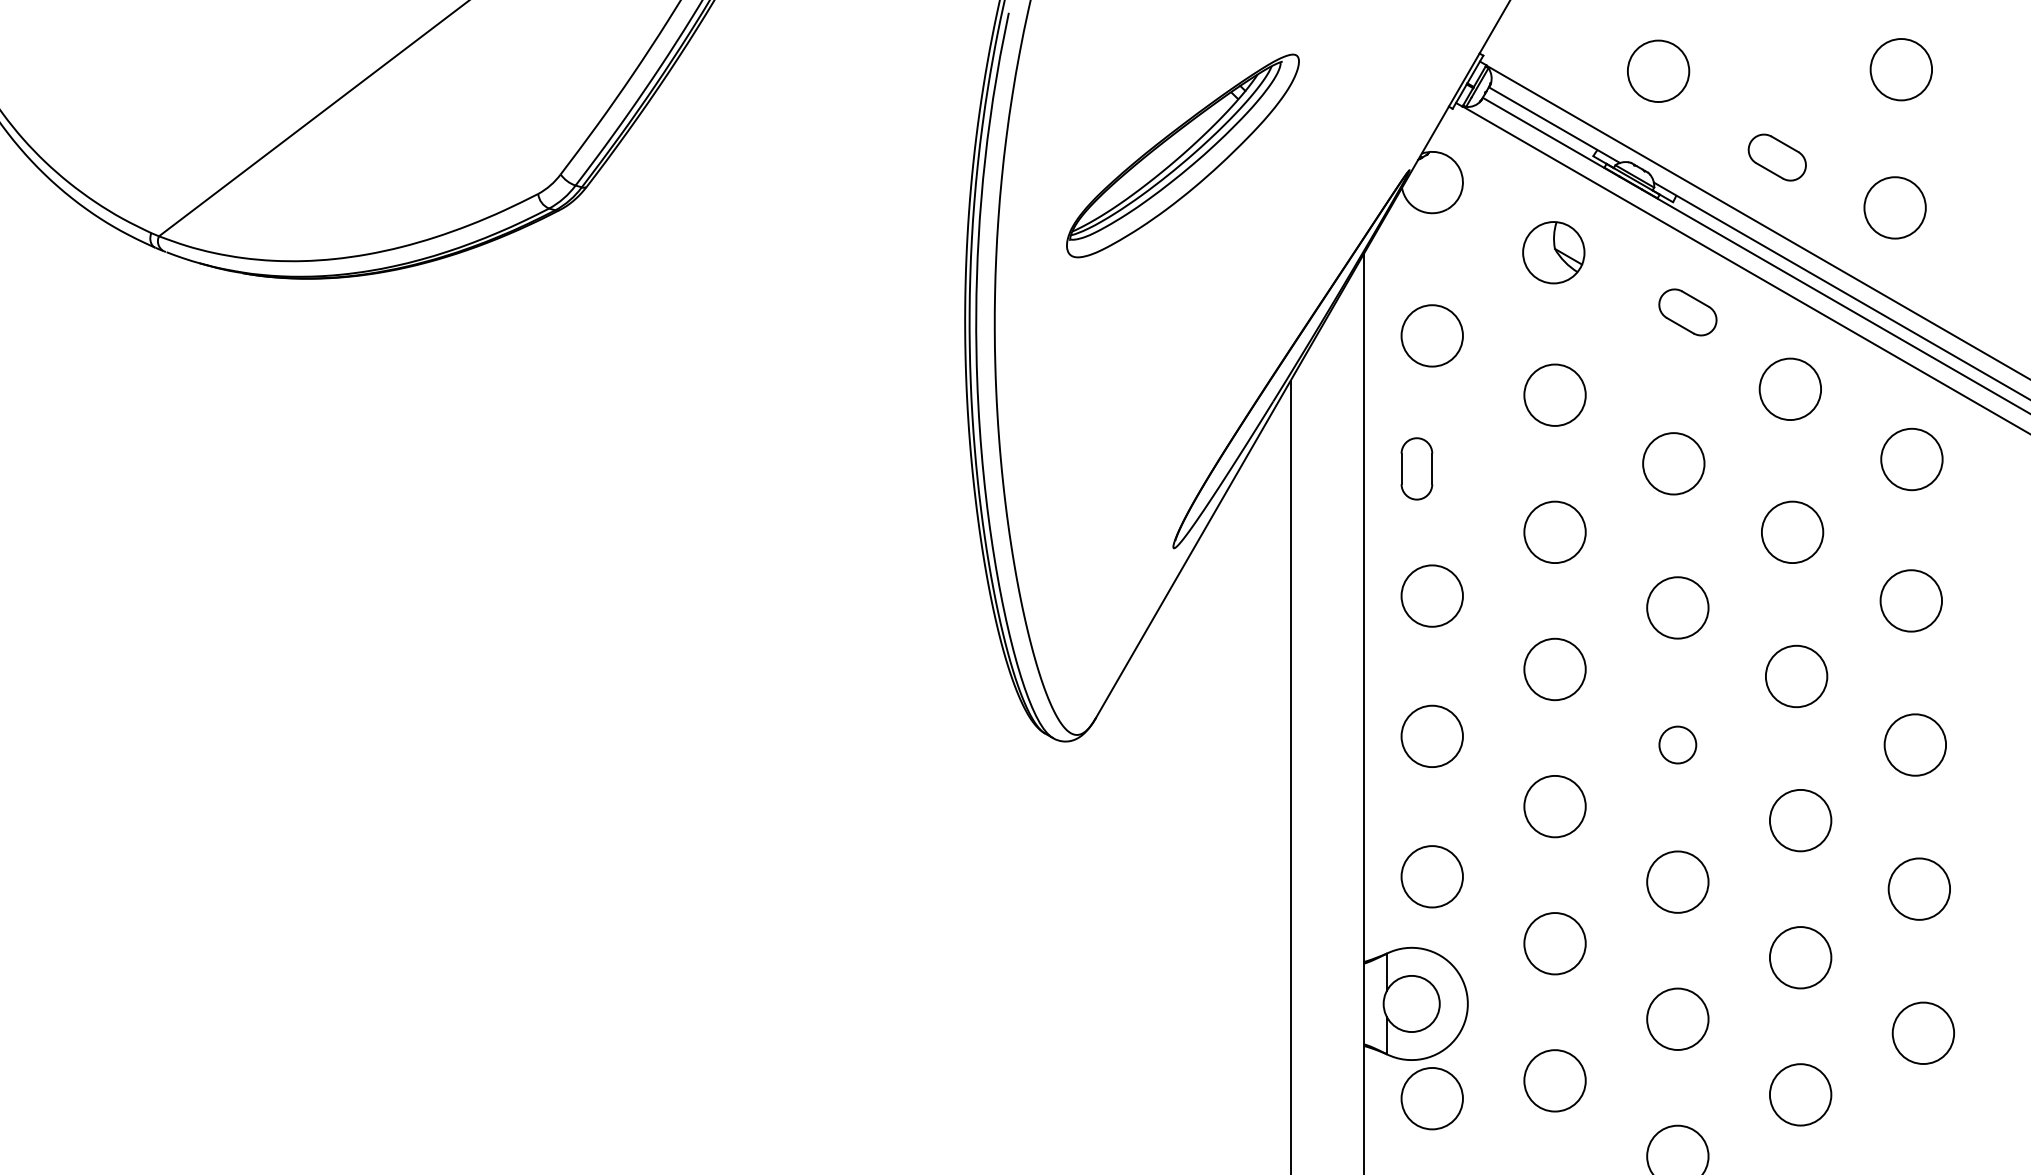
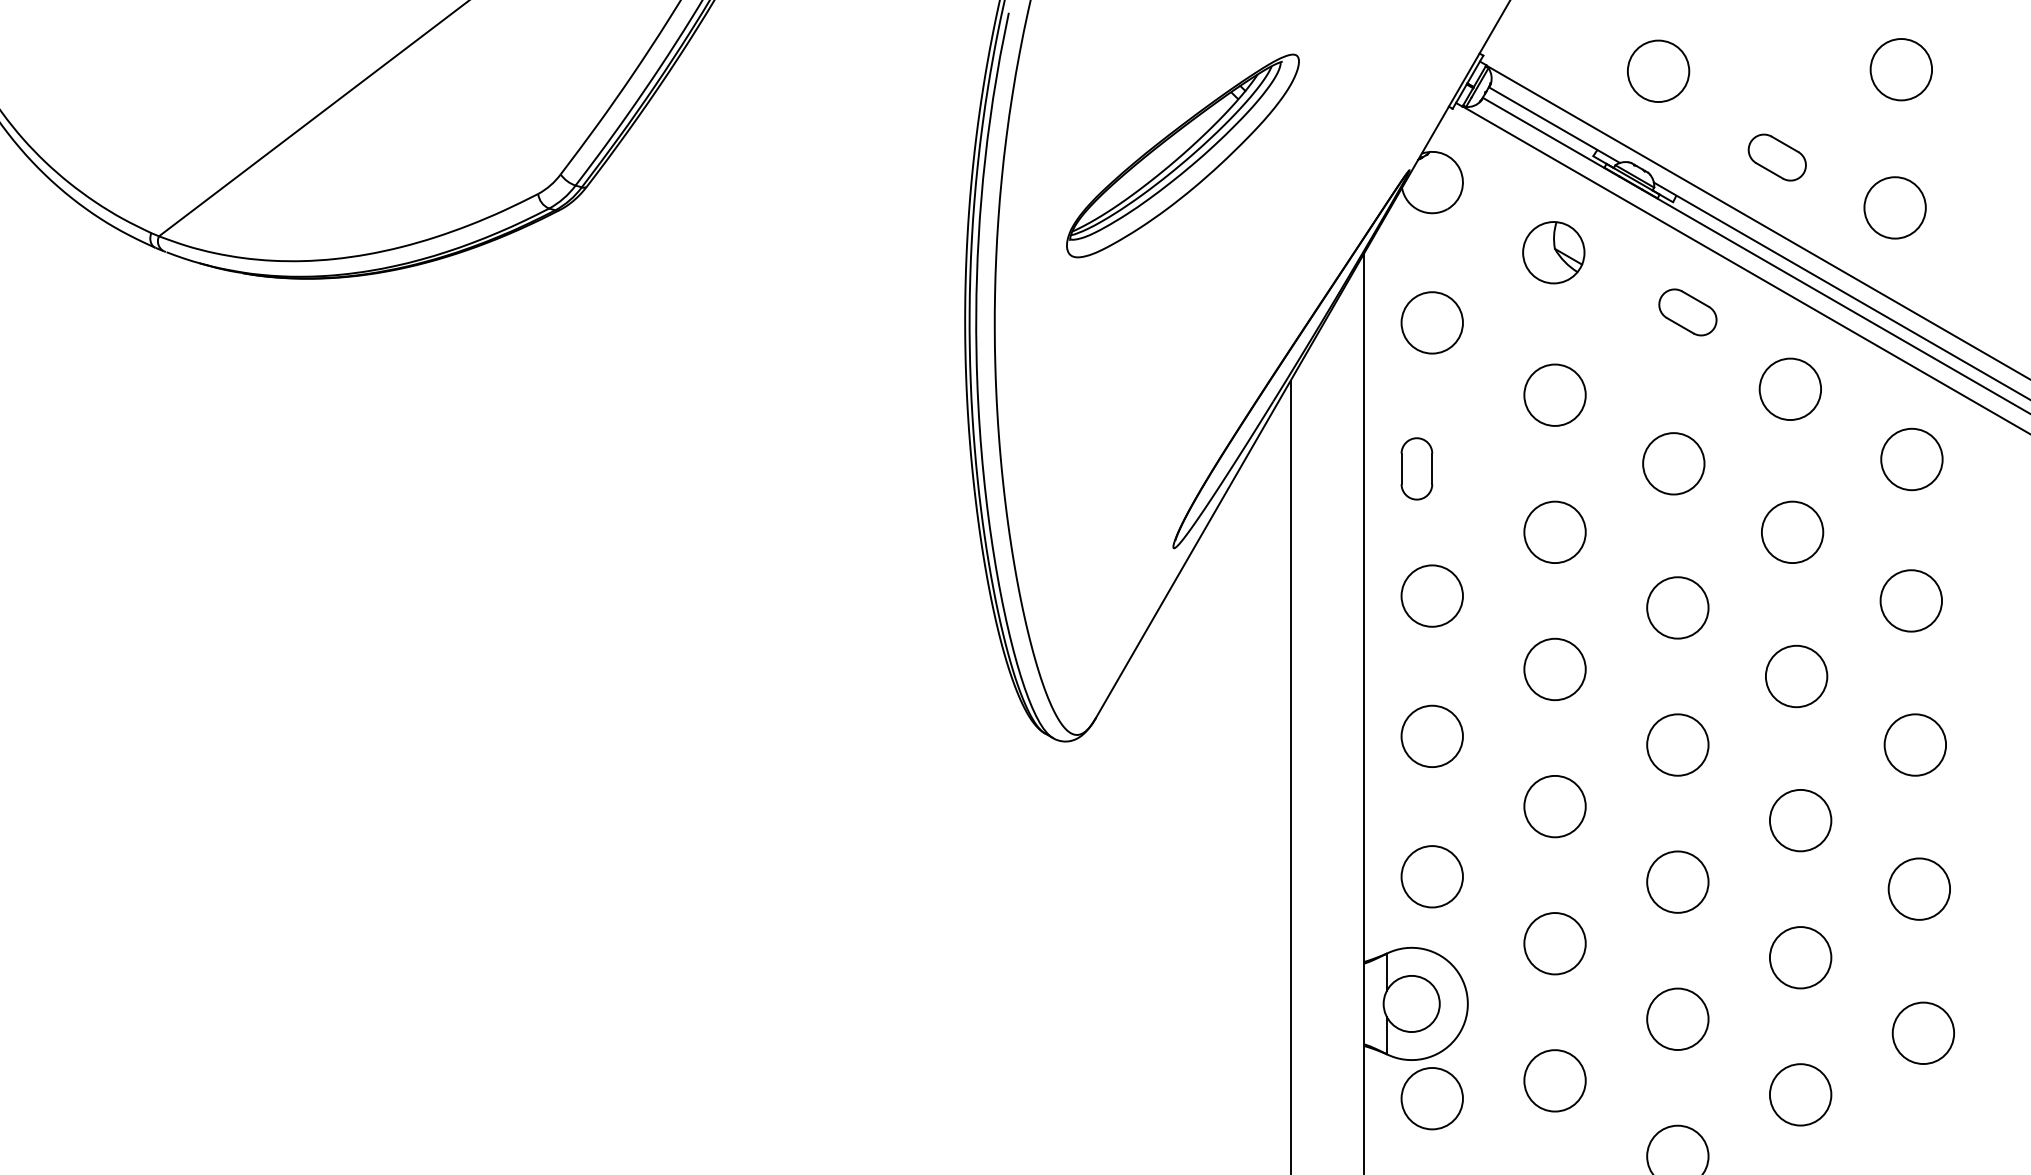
circle position: (1431, 335) -> (1431, 322) (1431, 322)
circle diameter: 37 px -> 61 px (1677, 744)
